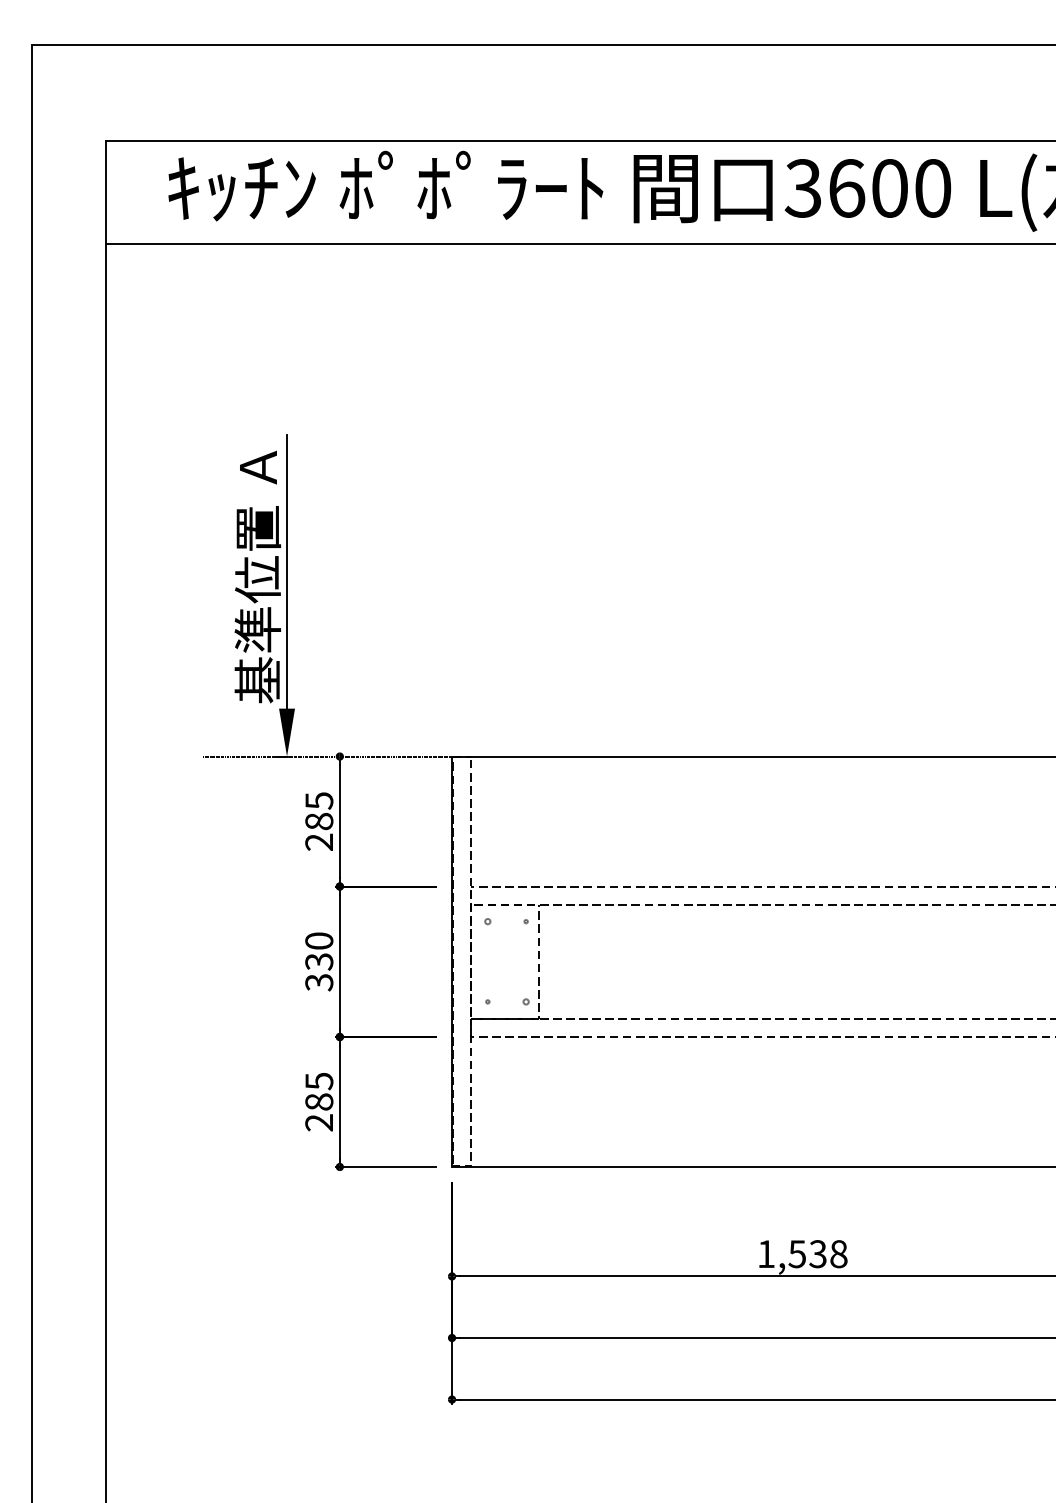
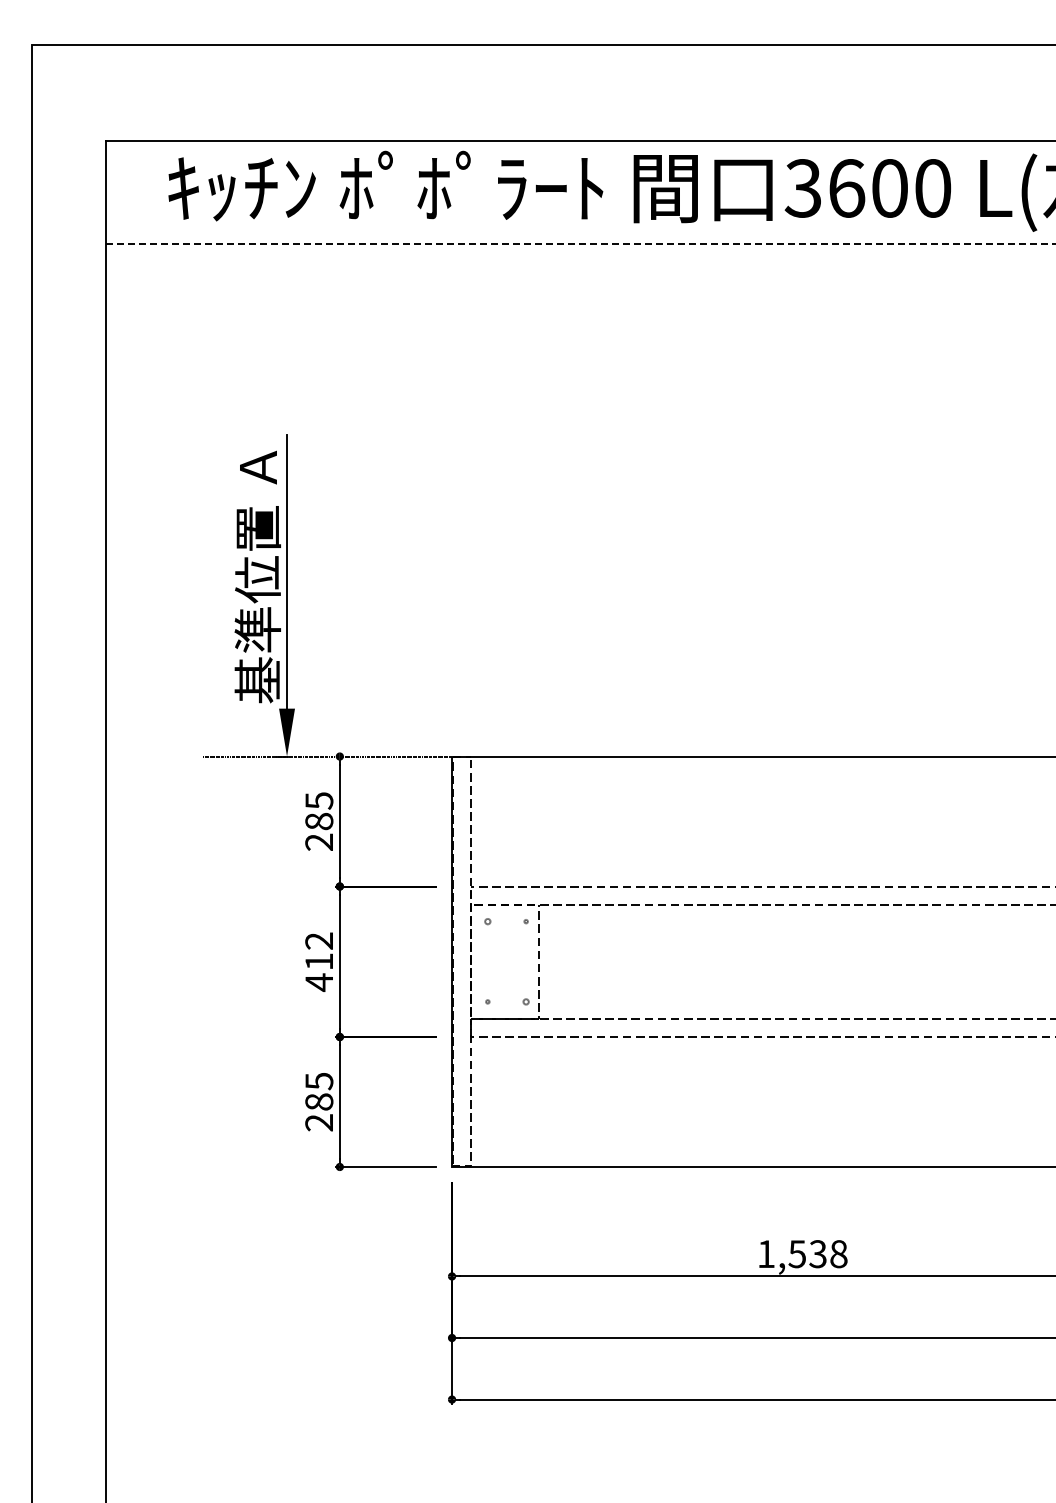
line: solid -> dashed (580, 244)
text: 330 -> 412 (319, 962)
